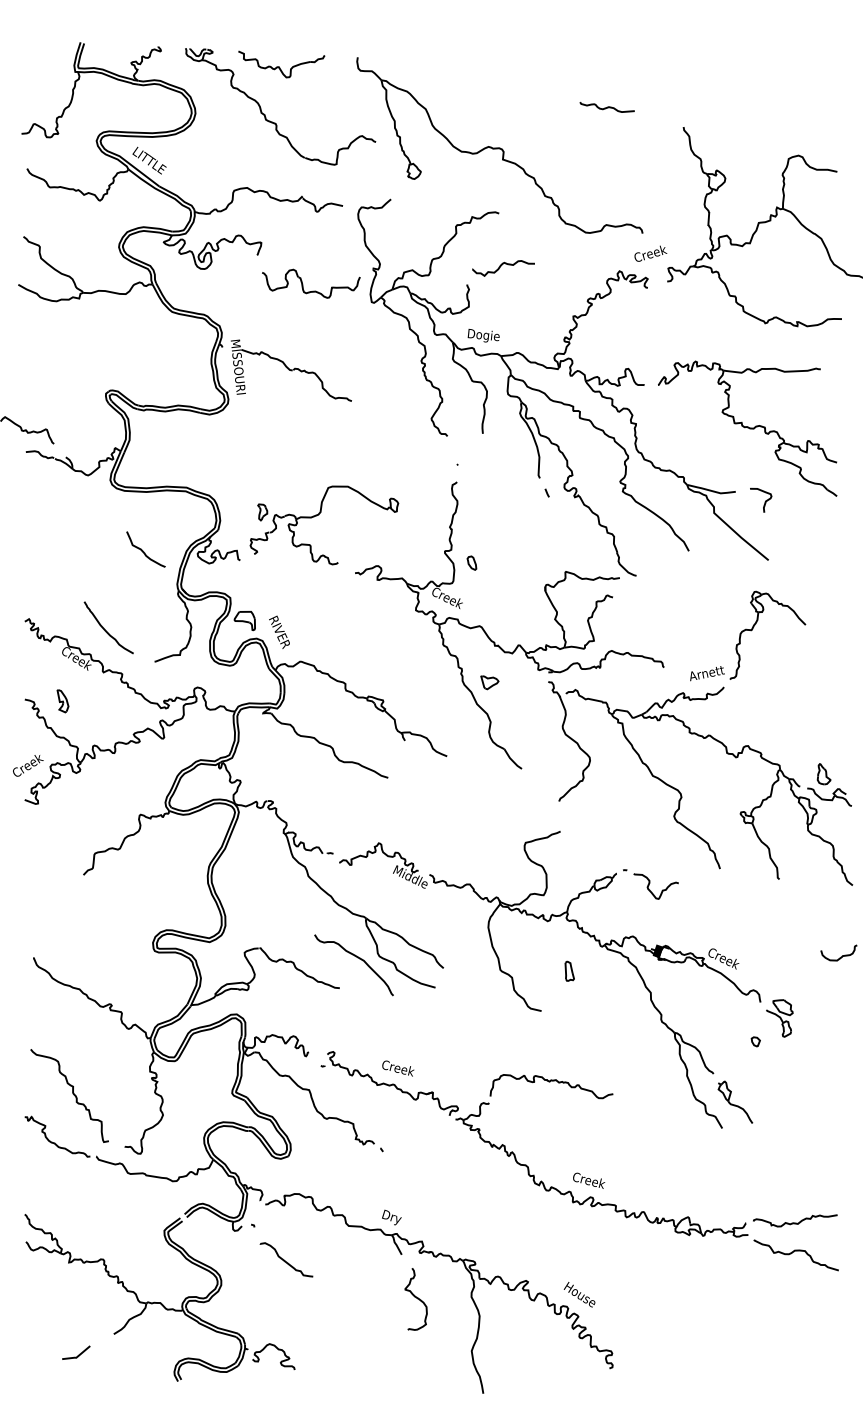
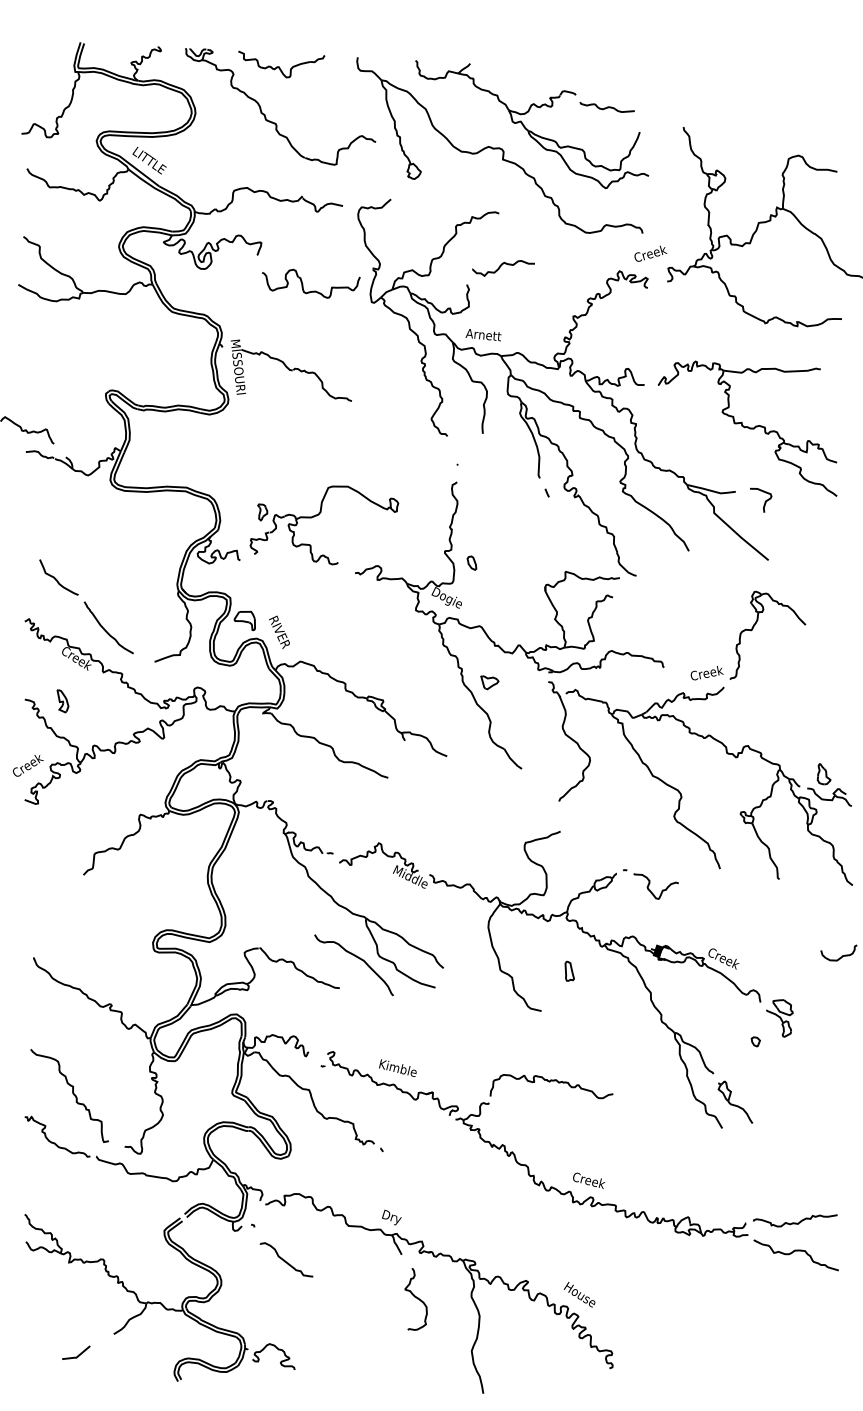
part: none -> present (530, 130)
text: Dogie -> Arnett (483, 335)
curve position: (143, 550) -> (56, 578) (56, 578)
text: Creek -> Dogie (446, 598)
text: Arnett -> Creek (707, 673)
text: Creek -> Kimble (397, 1067)
